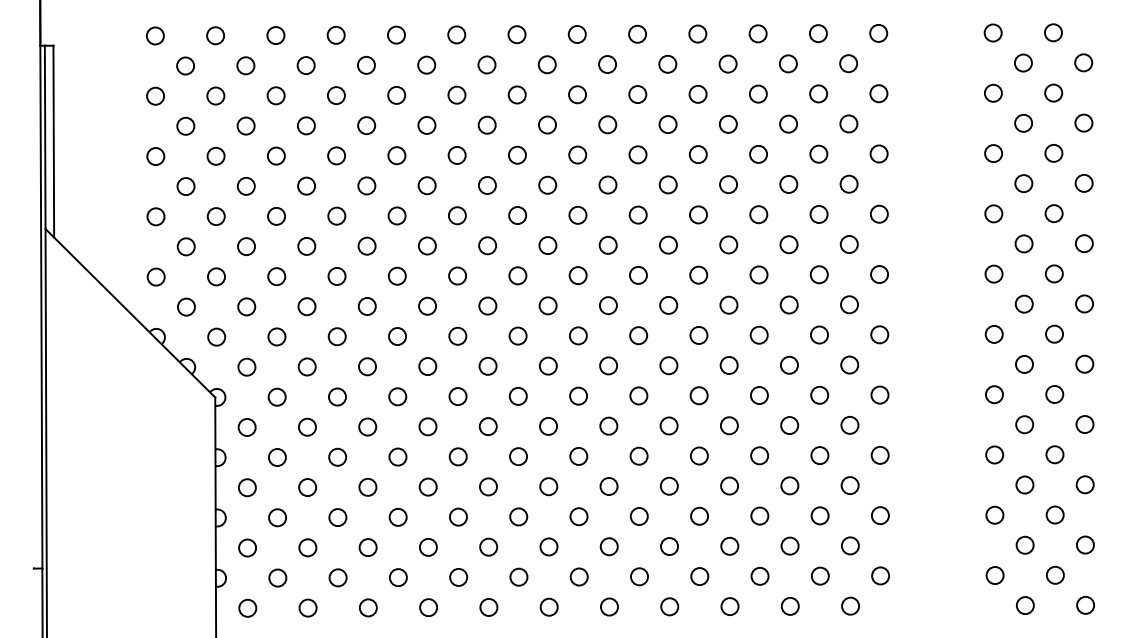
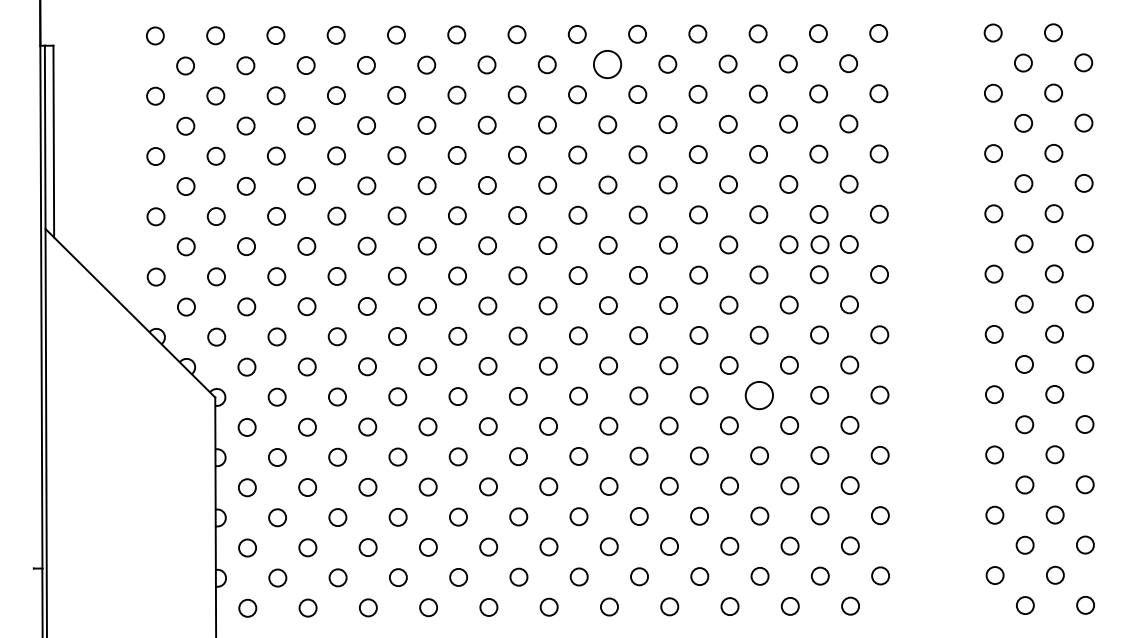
circle diameter: 17 px -> 27 px (607, 64)
circle: none -> present (819, 244)
circle size: 19x19 px -> 30x30 px (758, 395)
